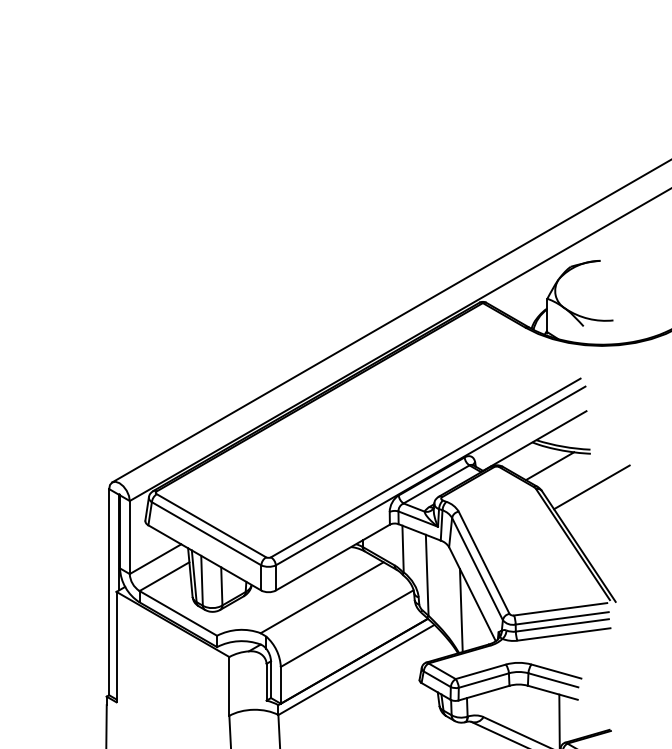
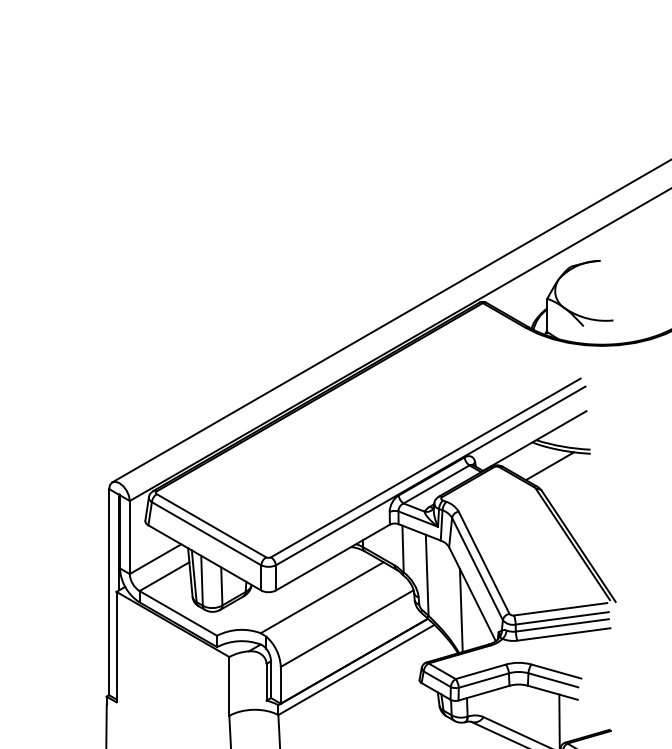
line: present -> none (591, 487)
